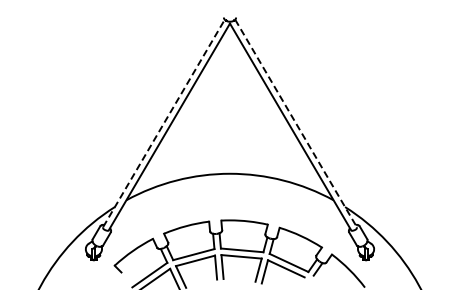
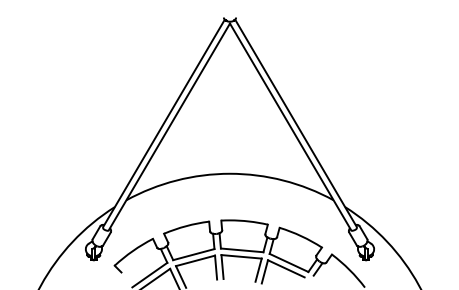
line: dashed -> solid (164, 122)
line: dashed -> solid (296, 123)
